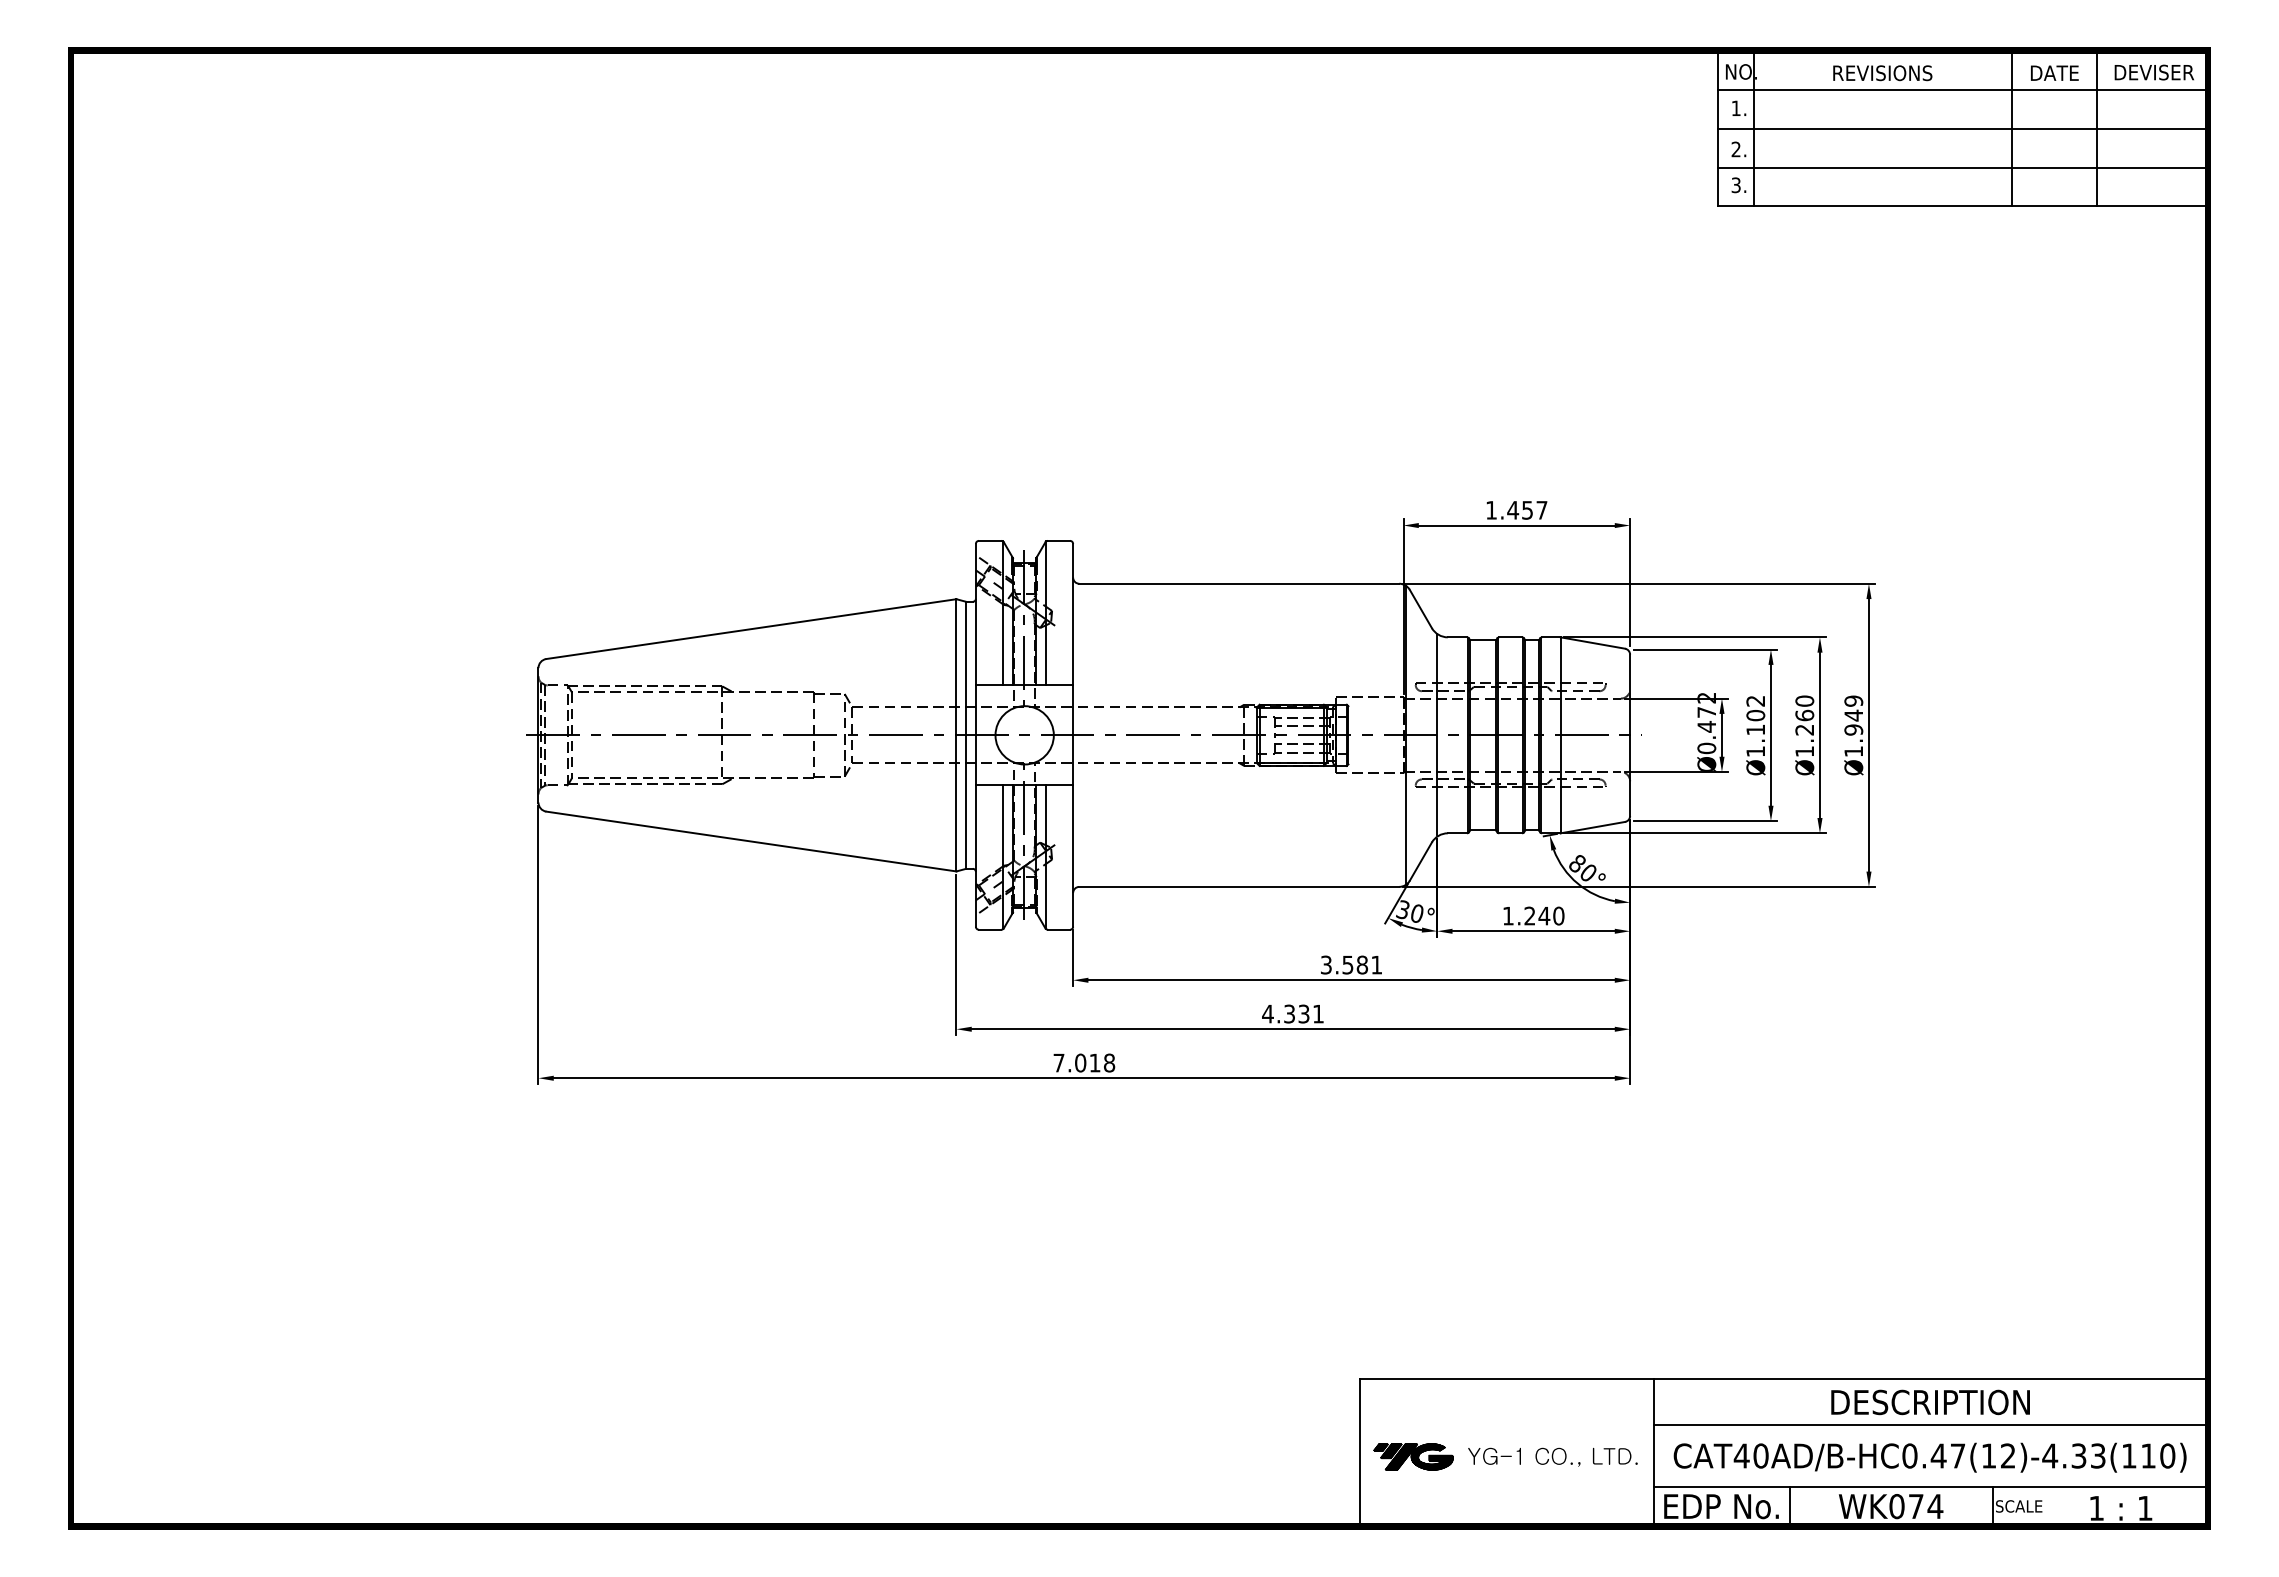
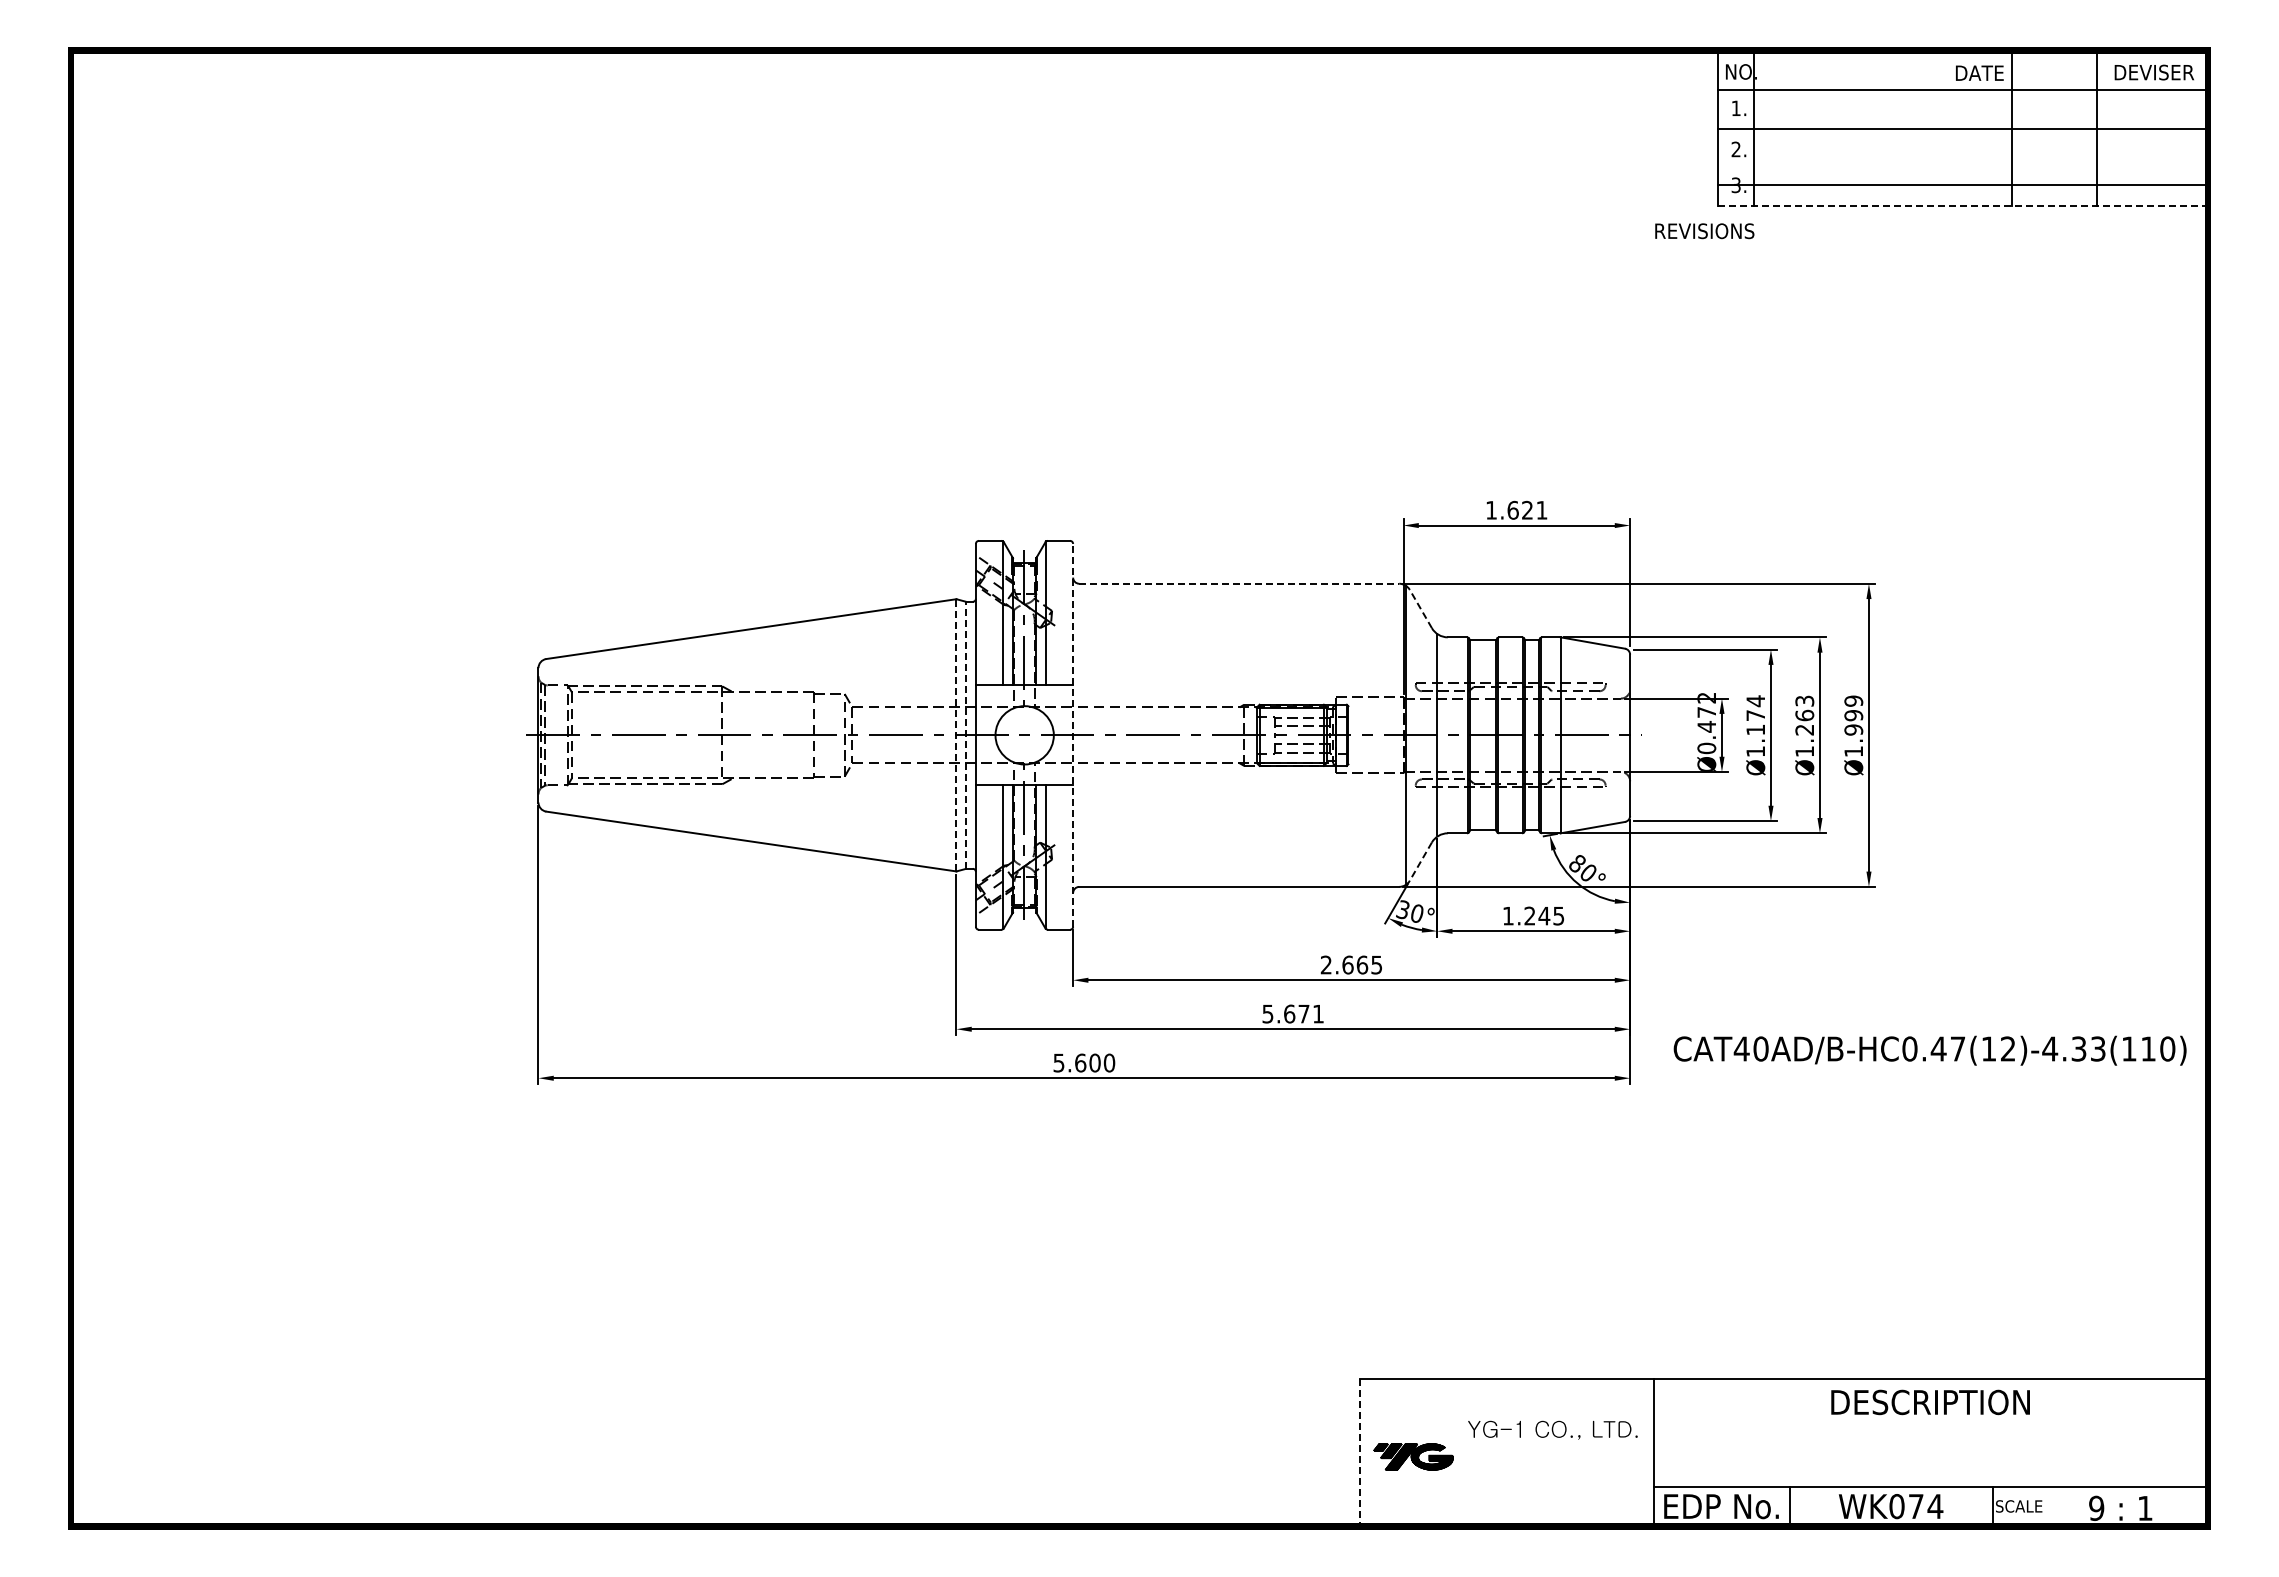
text position: (2054, 72) -> (1979, 72) (1979, 72)
text position: (1882, 73) -> (1704, 231) (1704, 231)
line position: (1962, 168) -> (1962, 185) (1962, 185)
line: solid -> dashed (1962, 205)
text: 1.457 -> 1.621 (1527, 509)
line: solid -> dashed (1239, 583)
line: solid -> dashed (1420, 608)
text: Ø1.260 -> Ø1.263 (1804, 700)
text: Ø1.102 -> Ø1.174 (1755, 708)
text: Ø1.949 -> Ø1.999 (1853, 715)
line: solid -> dashed (956, 734)
line: solid -> dashed (1073, 734)
line: solid -> dashed (966, 735)
line: solid -> dashed (1420, 862)
text: 1.240 -> 1.245 (1558, 915)
text: 3.581 -> 2.665 (1351, 964)
text: 4.331 -> 5.671 (1285, 1013)
text: 7.018 -> 5.600 (1084, 1062)
line: present -> none (1930, 1425)
line: solid -> dashed (1360, 1453)
text position: (1552, 1456) -> (1552, 1429) (1552, 1429)
text position: (1929, 1457) -> (1929, 1050) (1929, 1050)
text: 1 -> 9 (2096, 1507)
